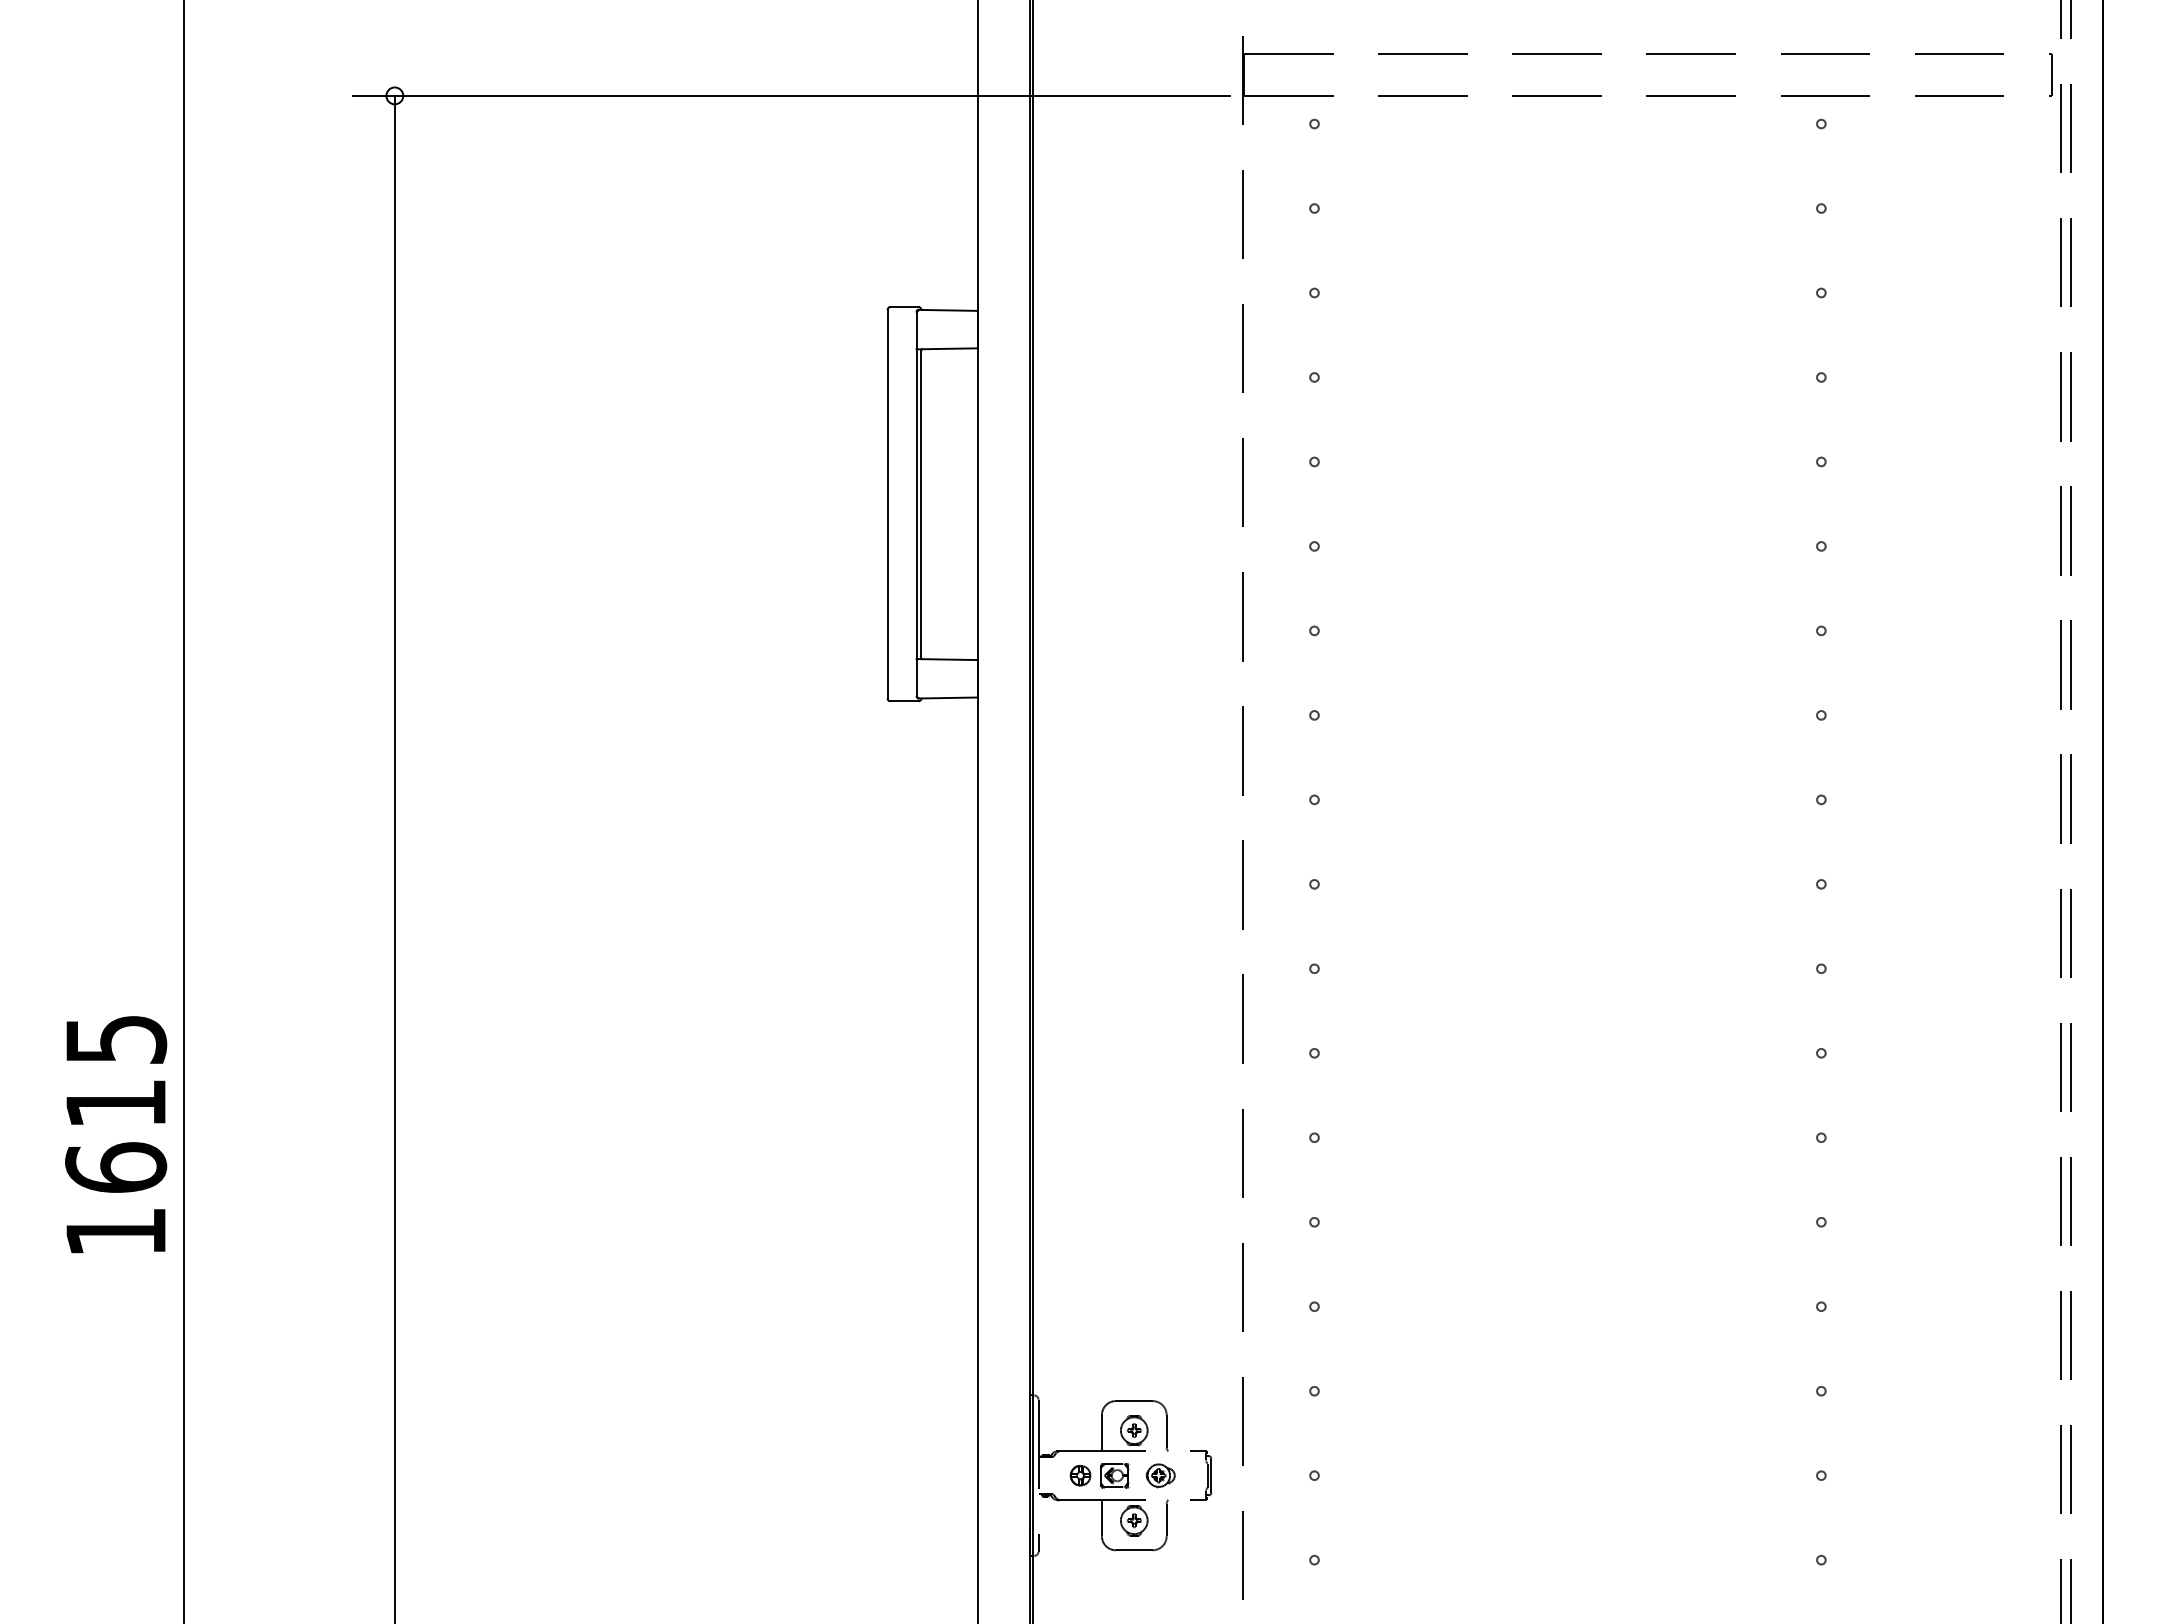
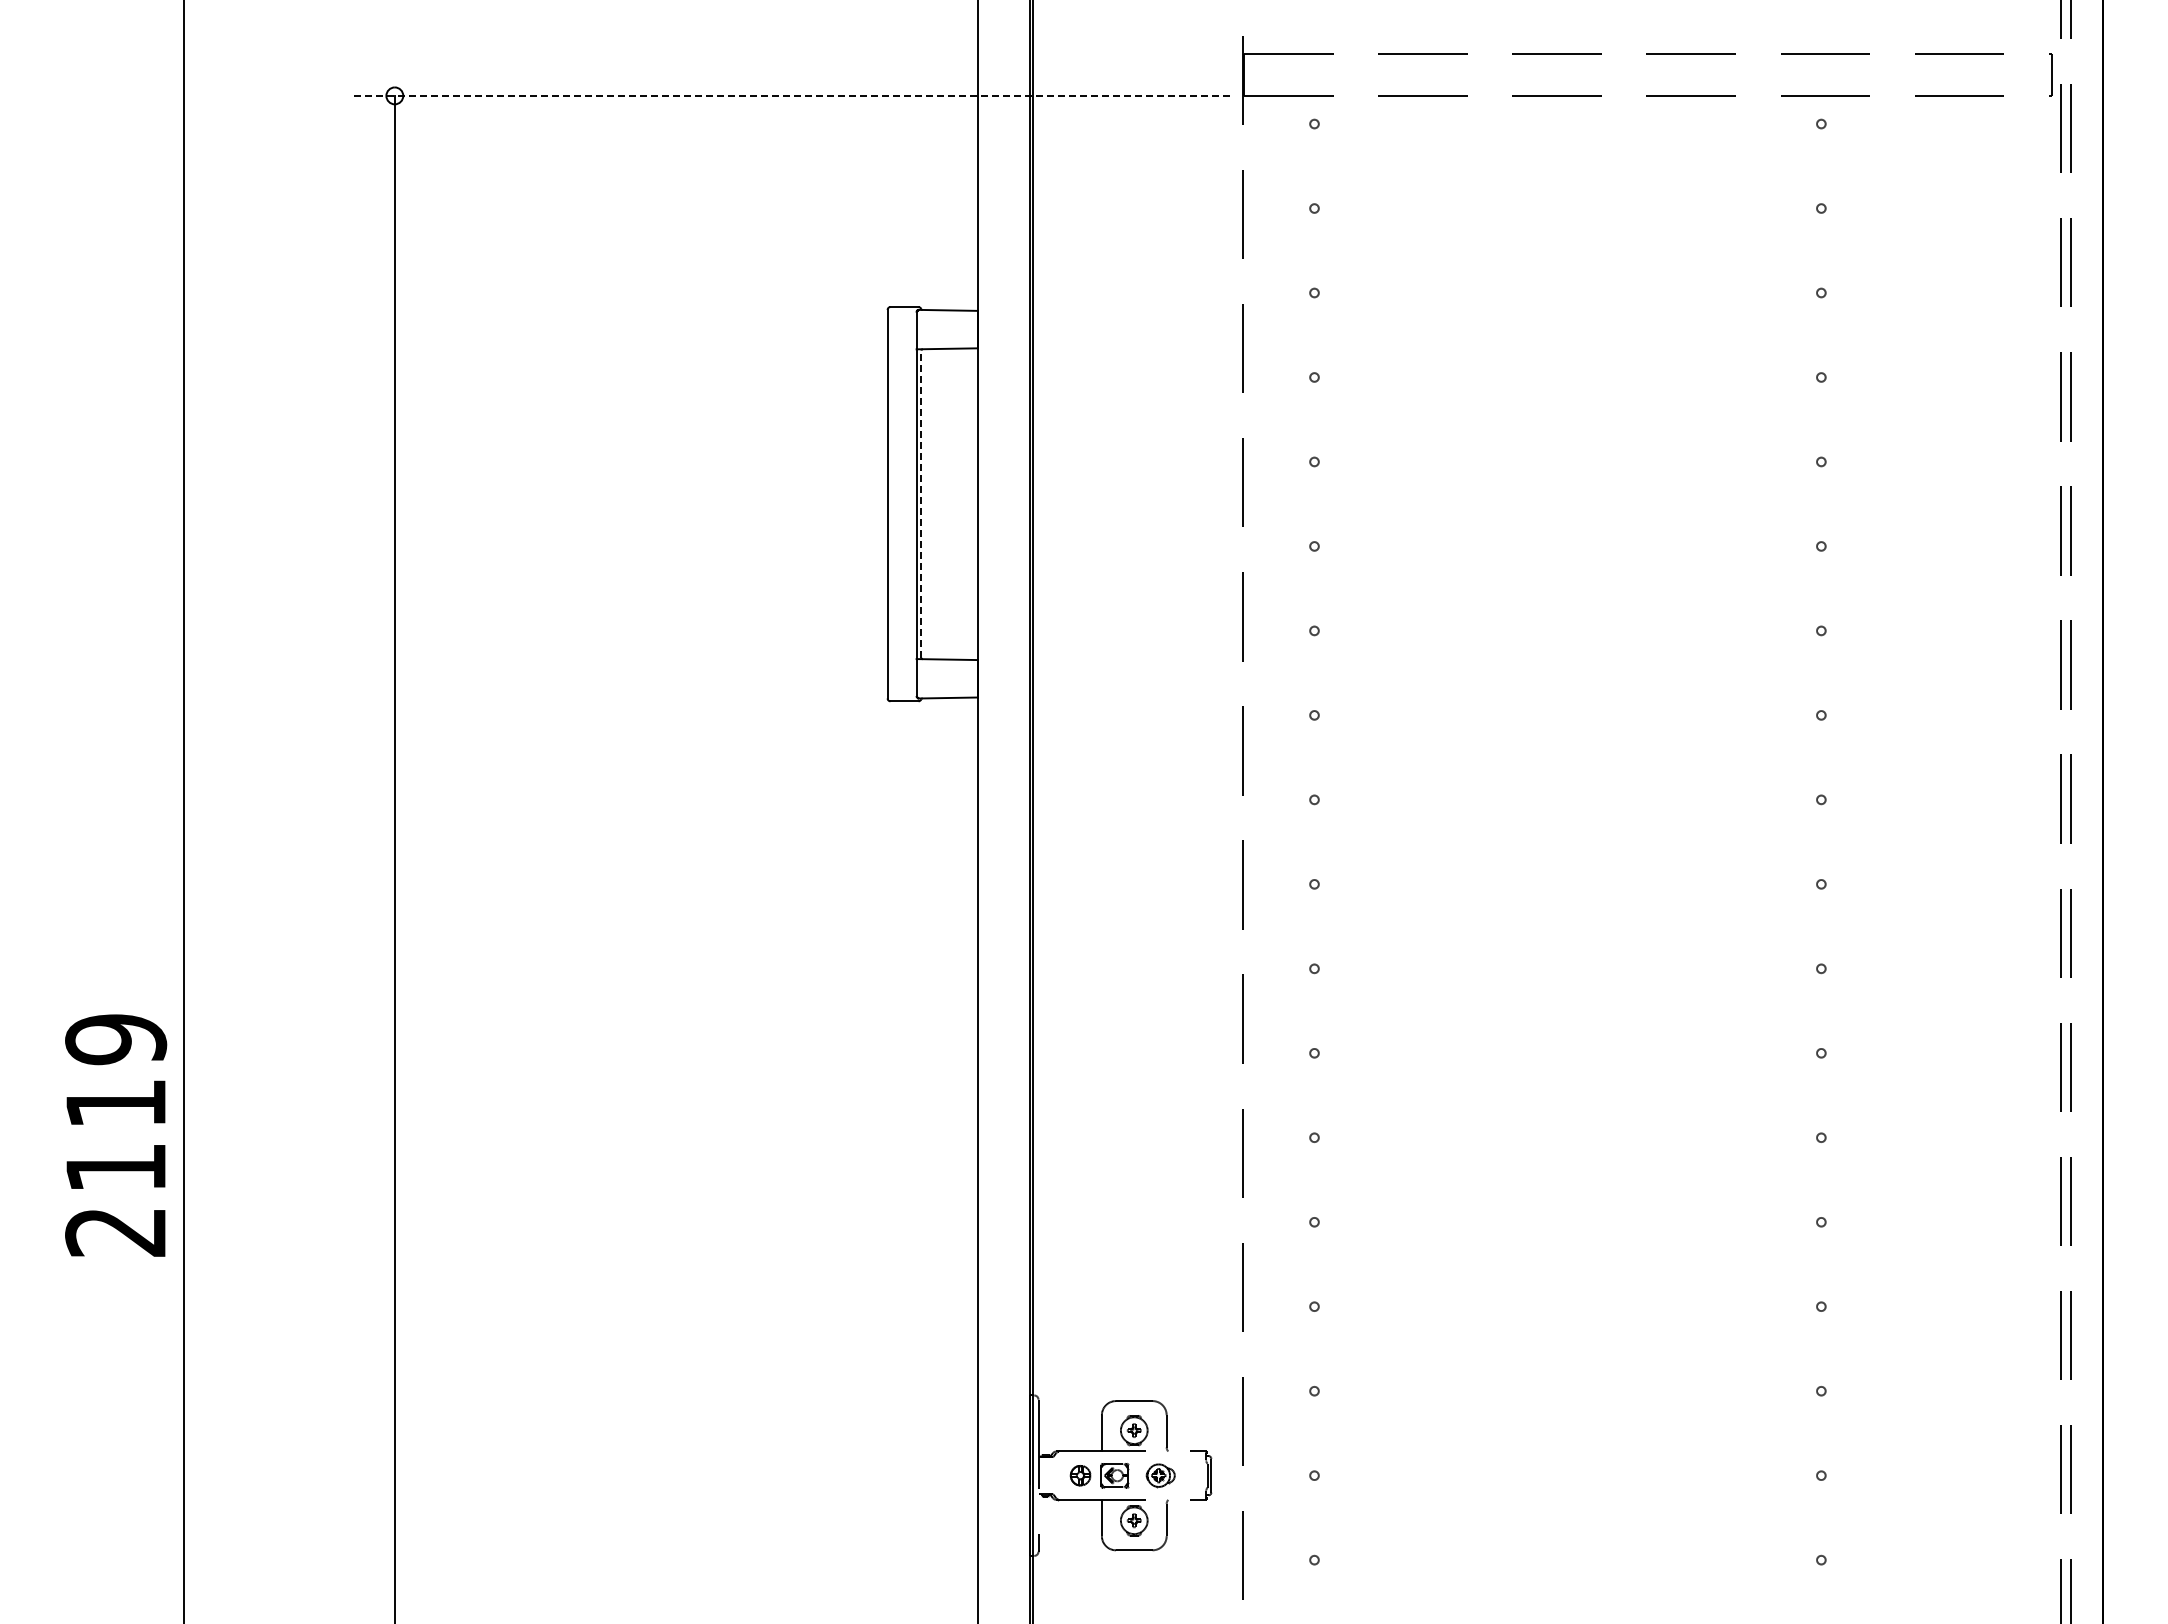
line: solid -> dashed (791, 95)
line: solid -> dashed (921, 504)
text: 1615 -> 2119 (116, 1135)
